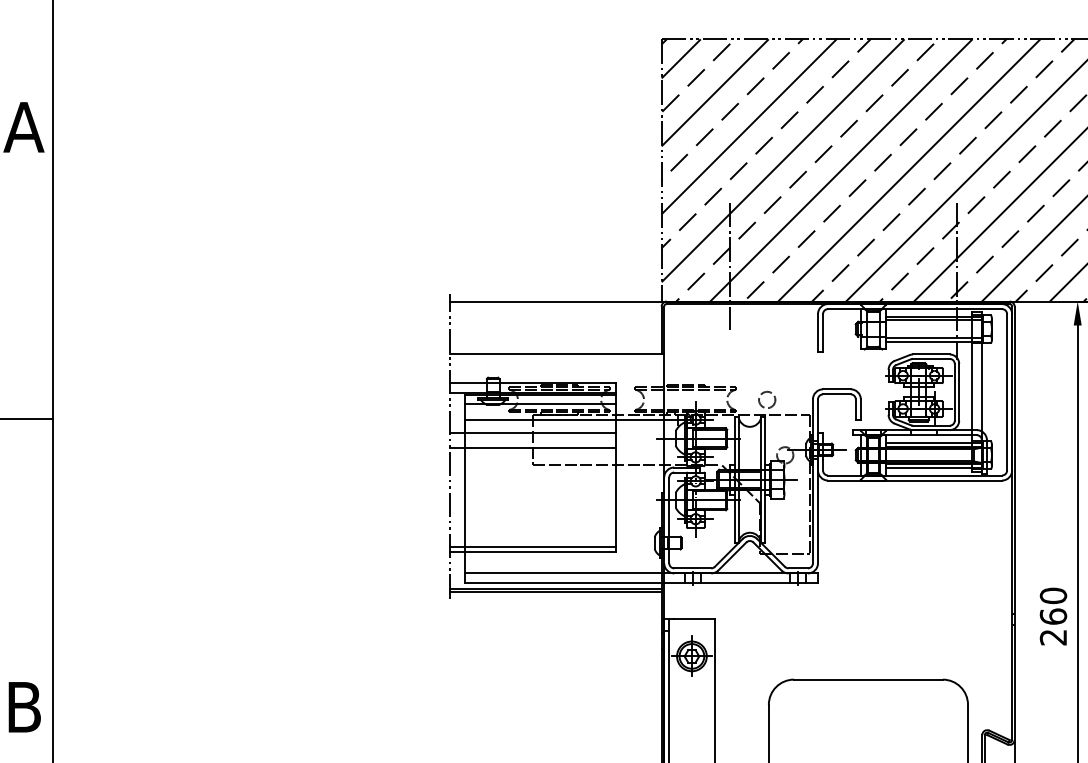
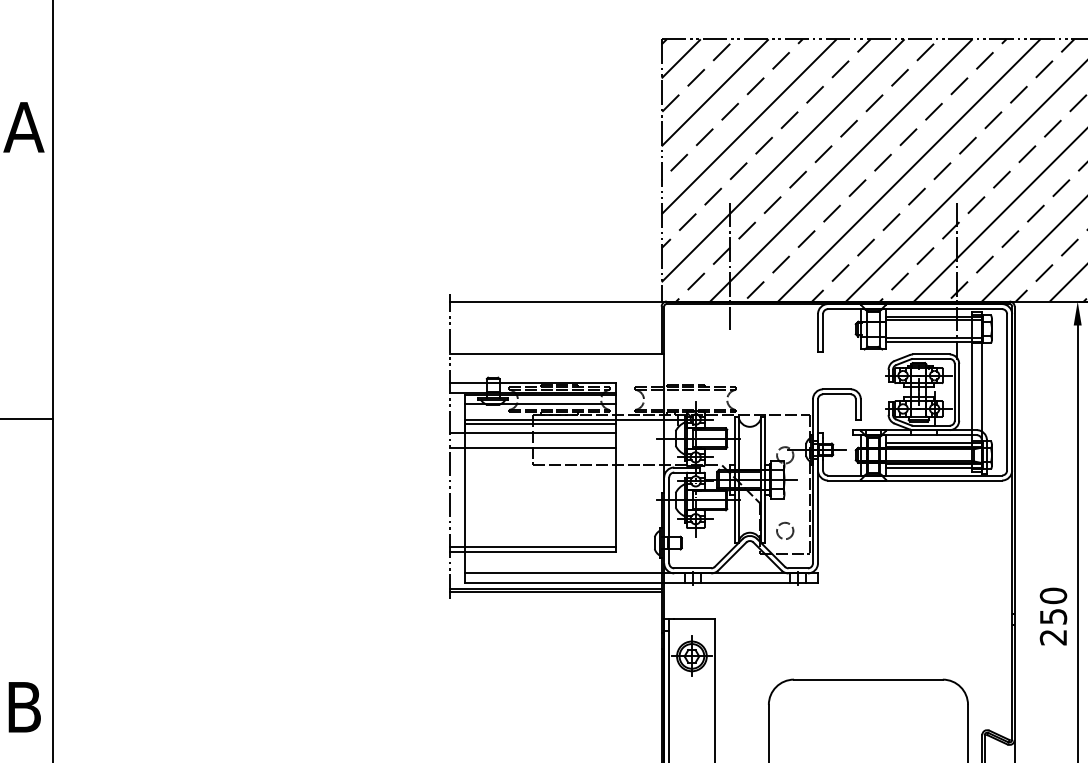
circle position: (767, 399) -> (785, 530) (785, 530)
line: none -> present (540, 424)
text: 260 -> 250 (1053, 616)
